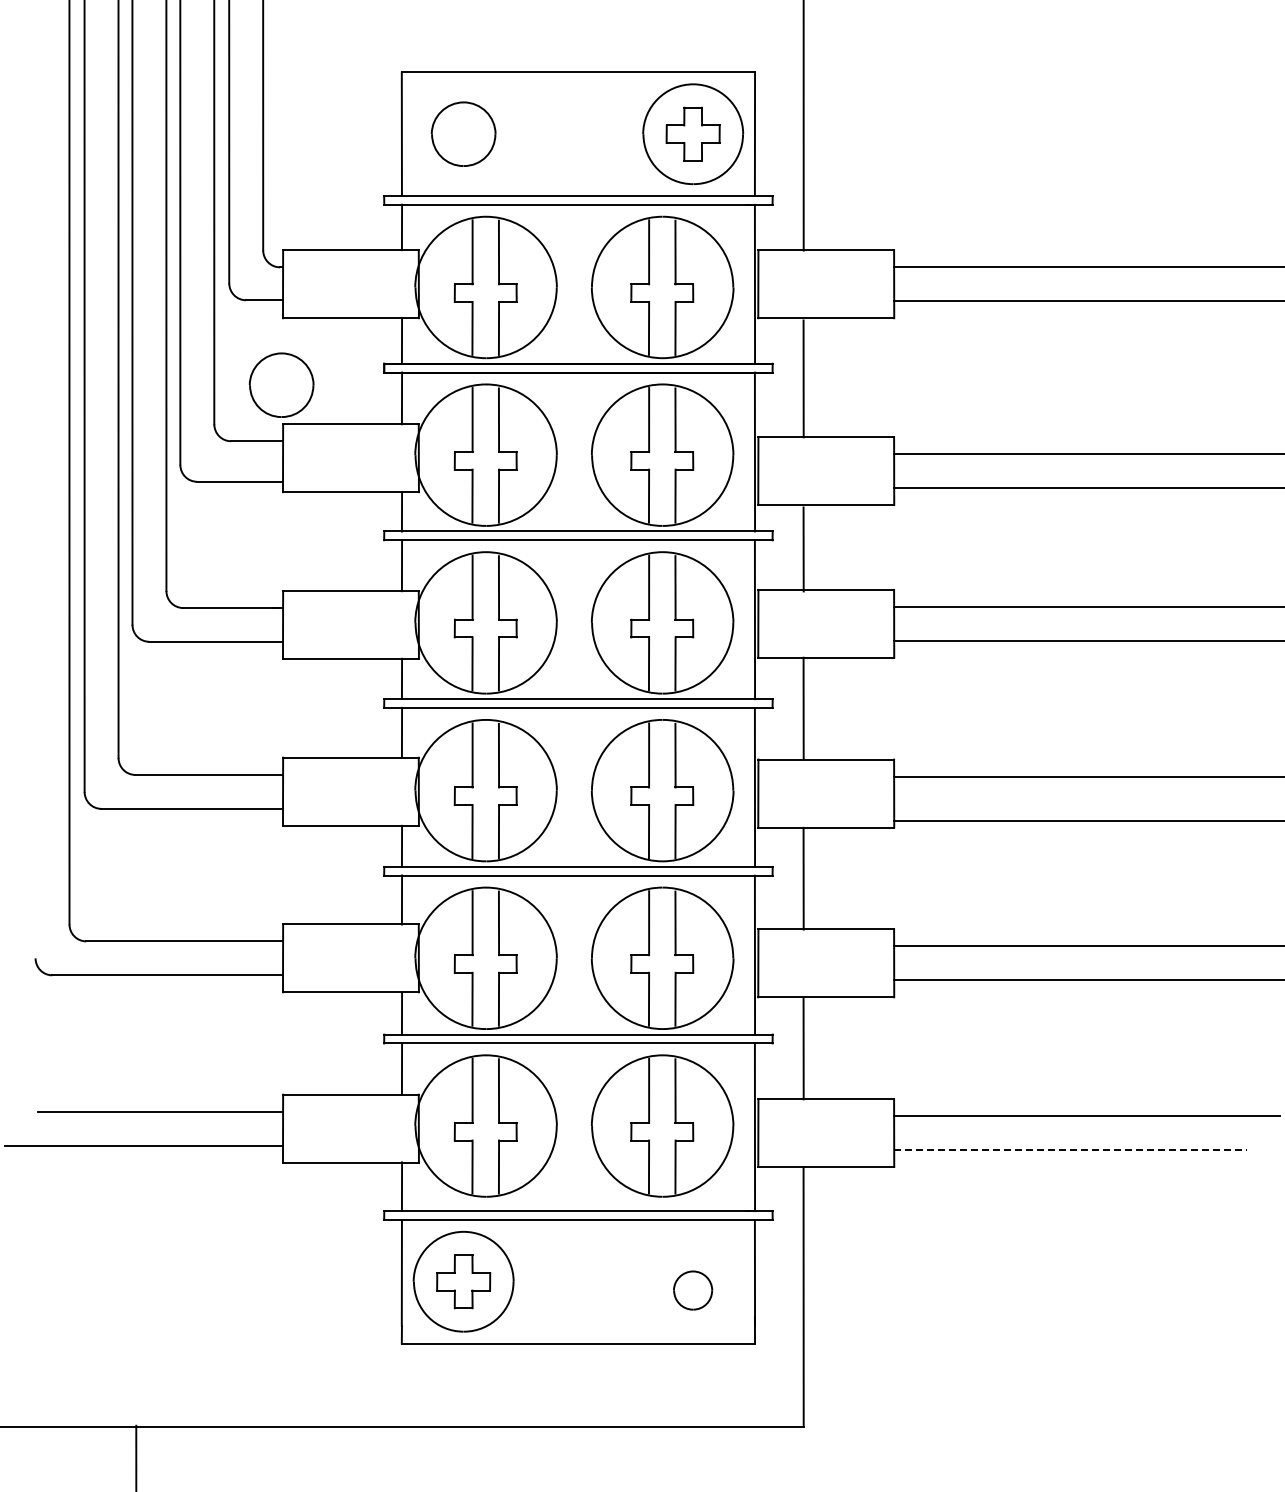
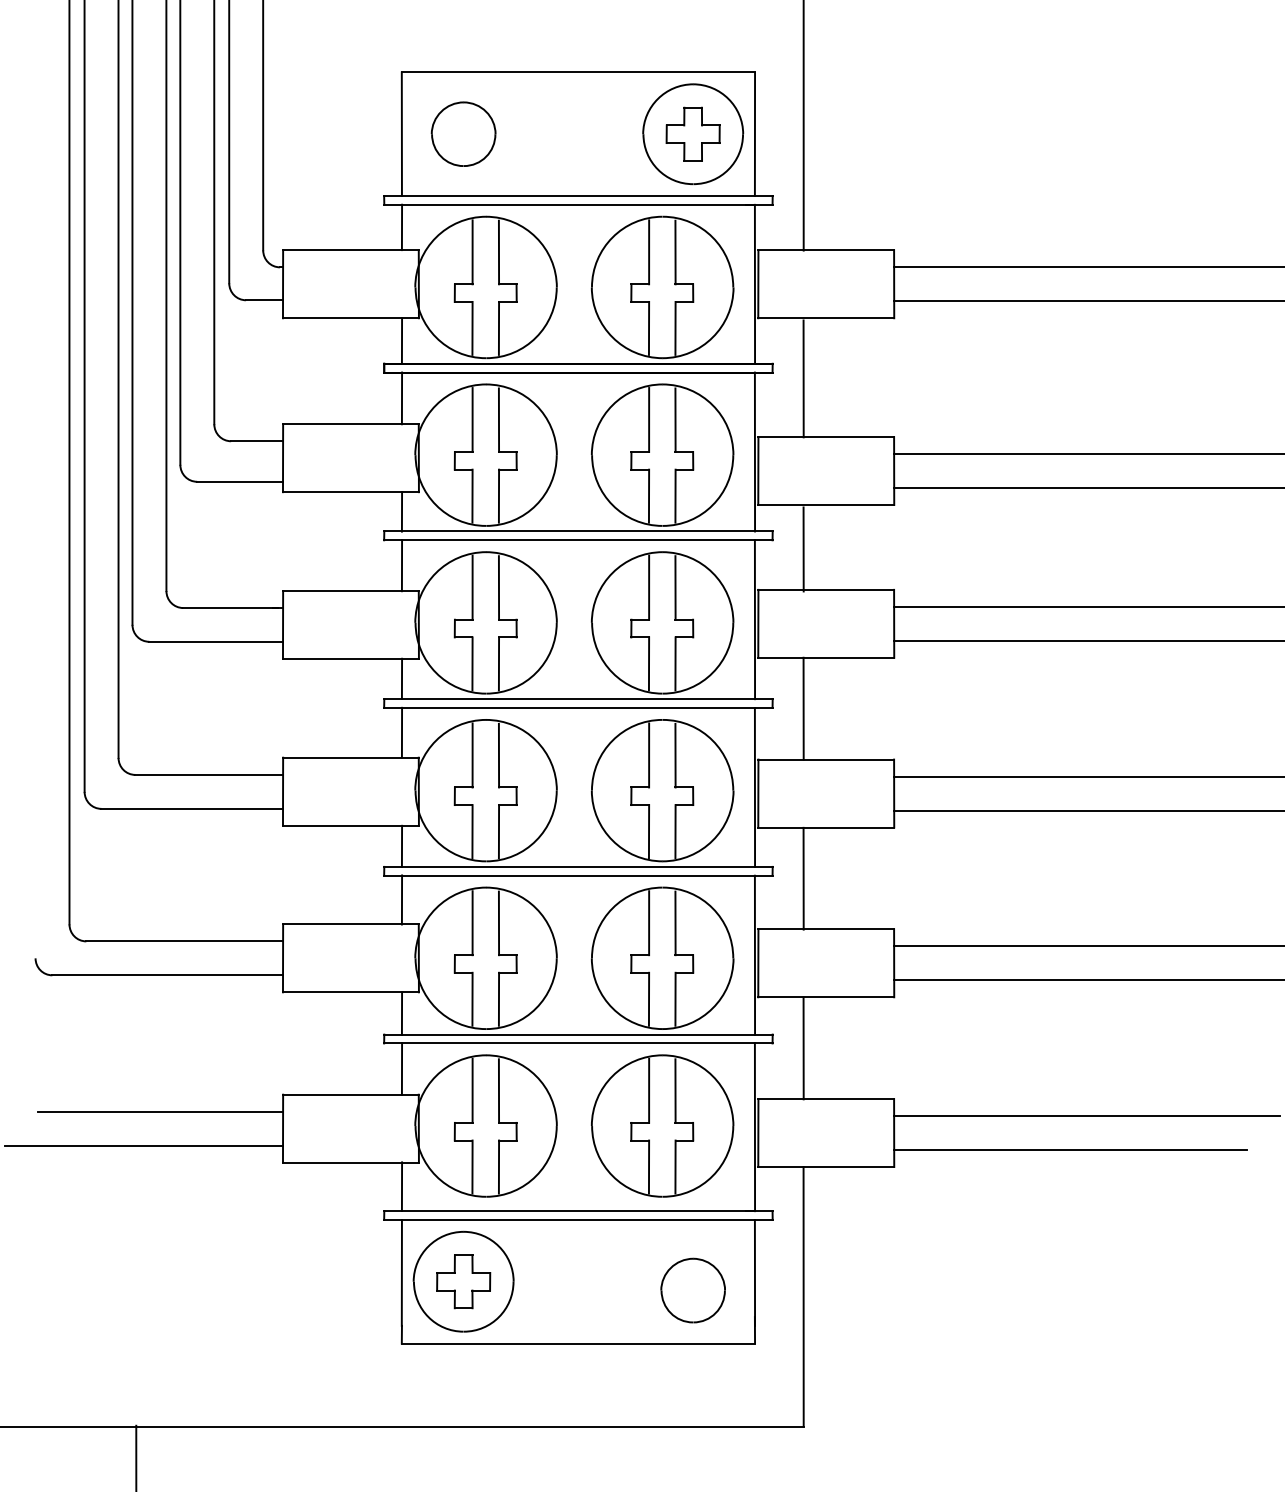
part: present -> none (281, 384)
line position: (1087, 820) -> (1087, 810) (1087, 810)
line: dashed -> solid (1070, 1150)
part size: 41x41 px -> 66x67 px (692, 1290)
